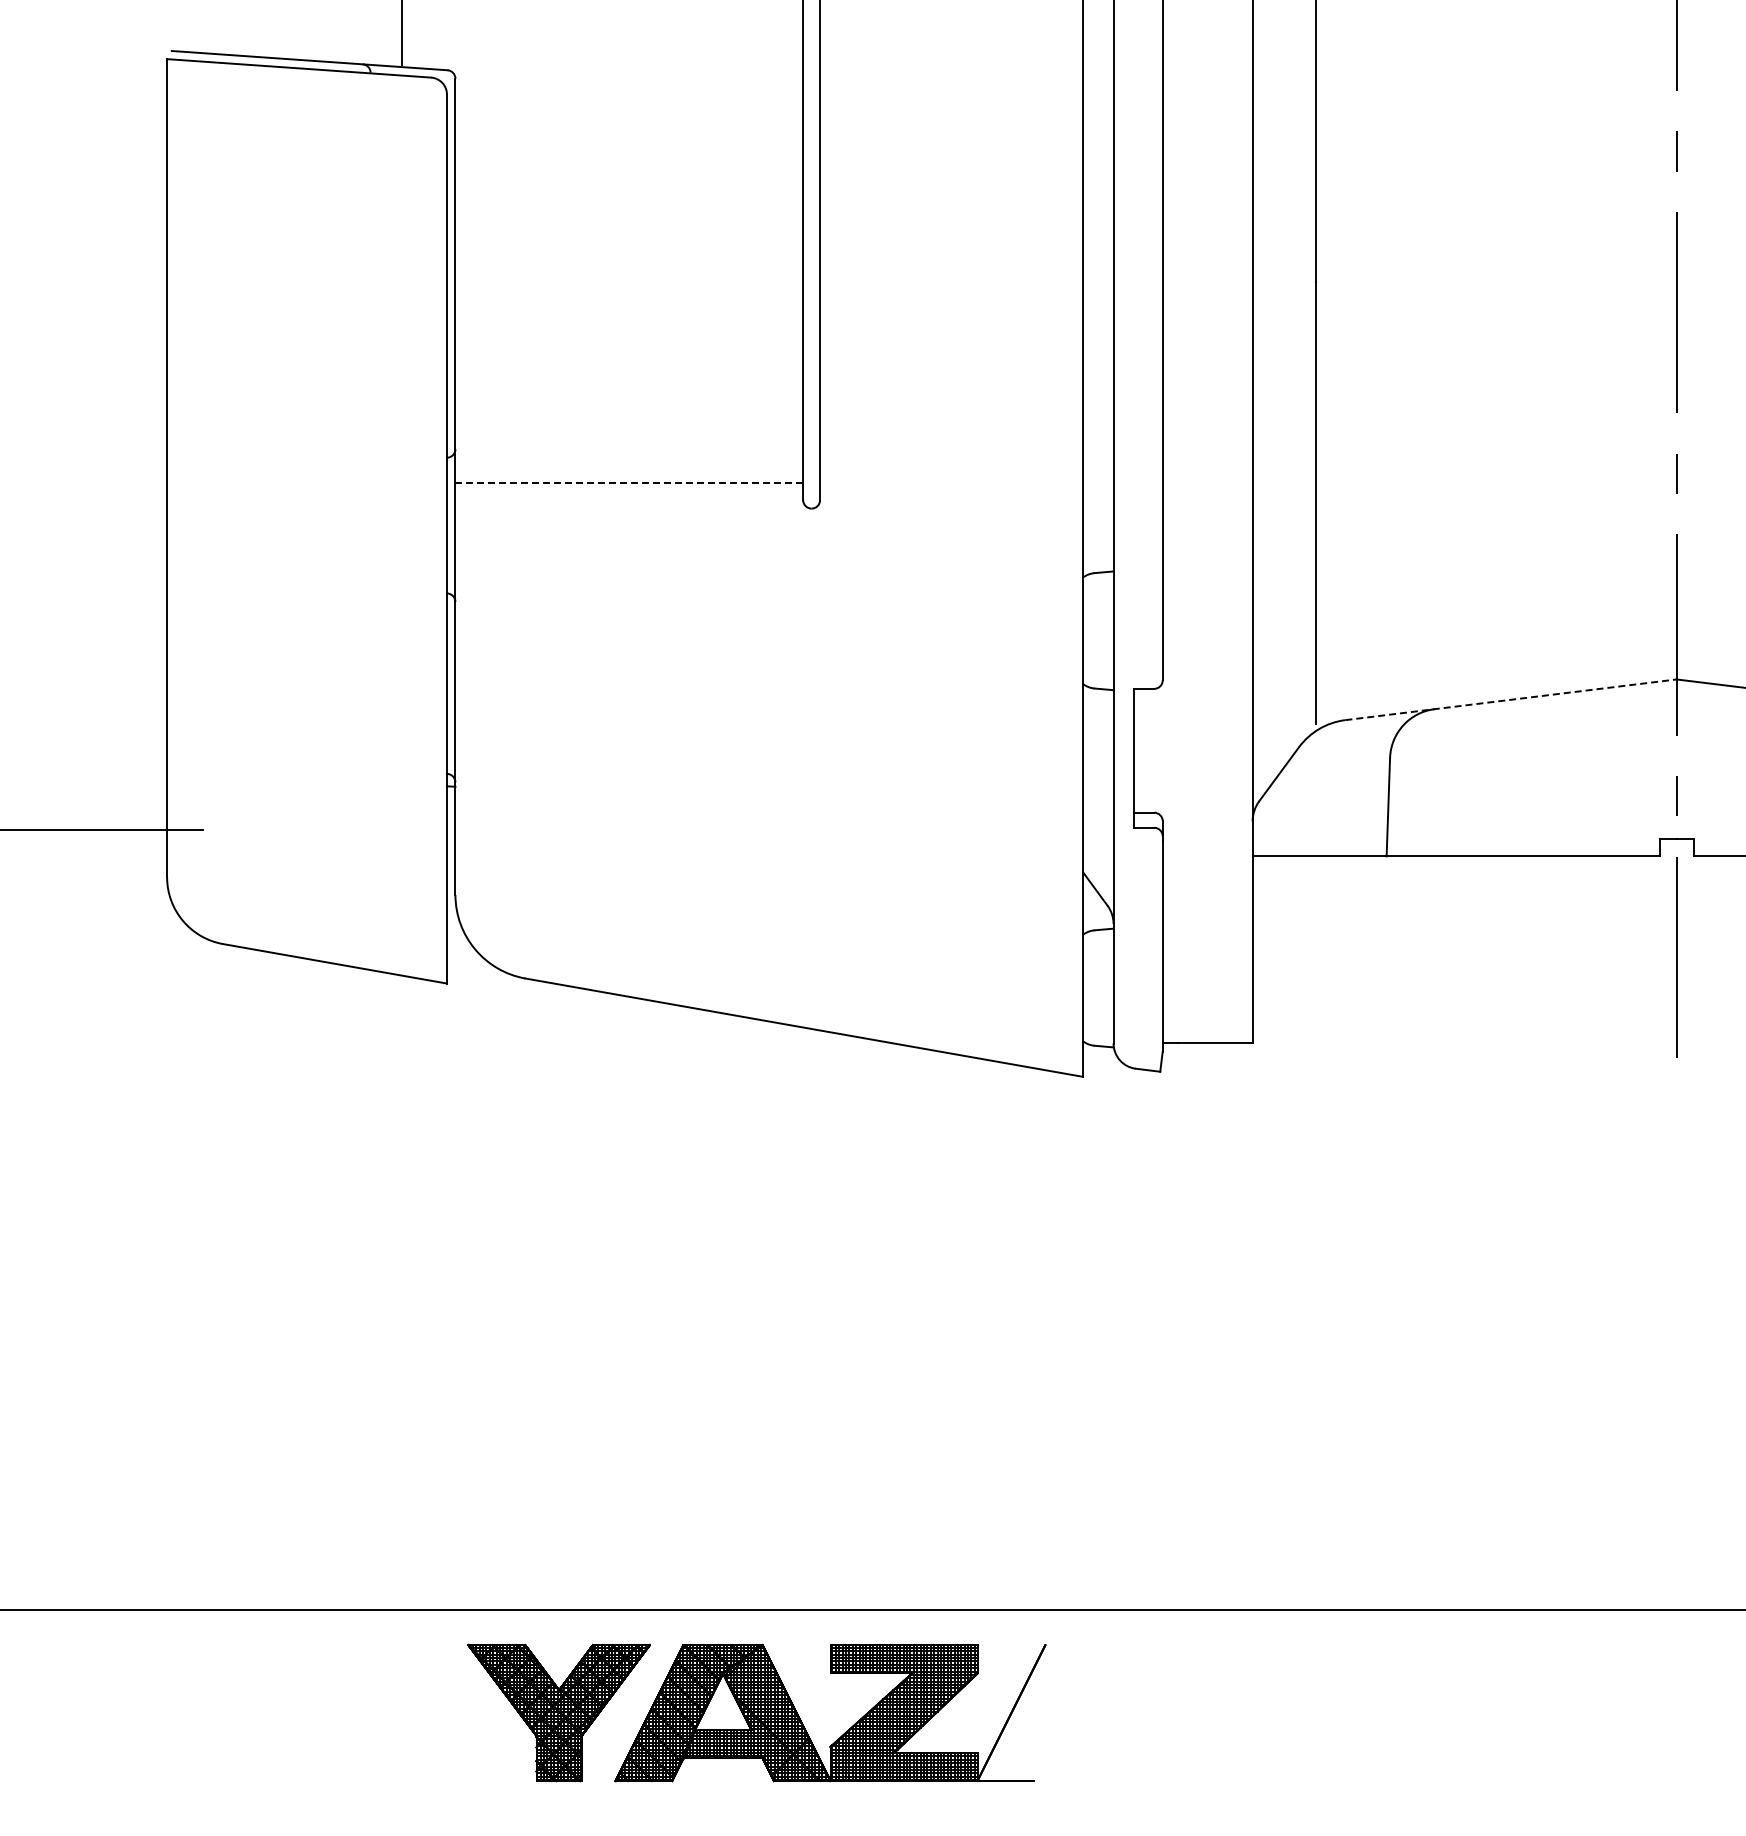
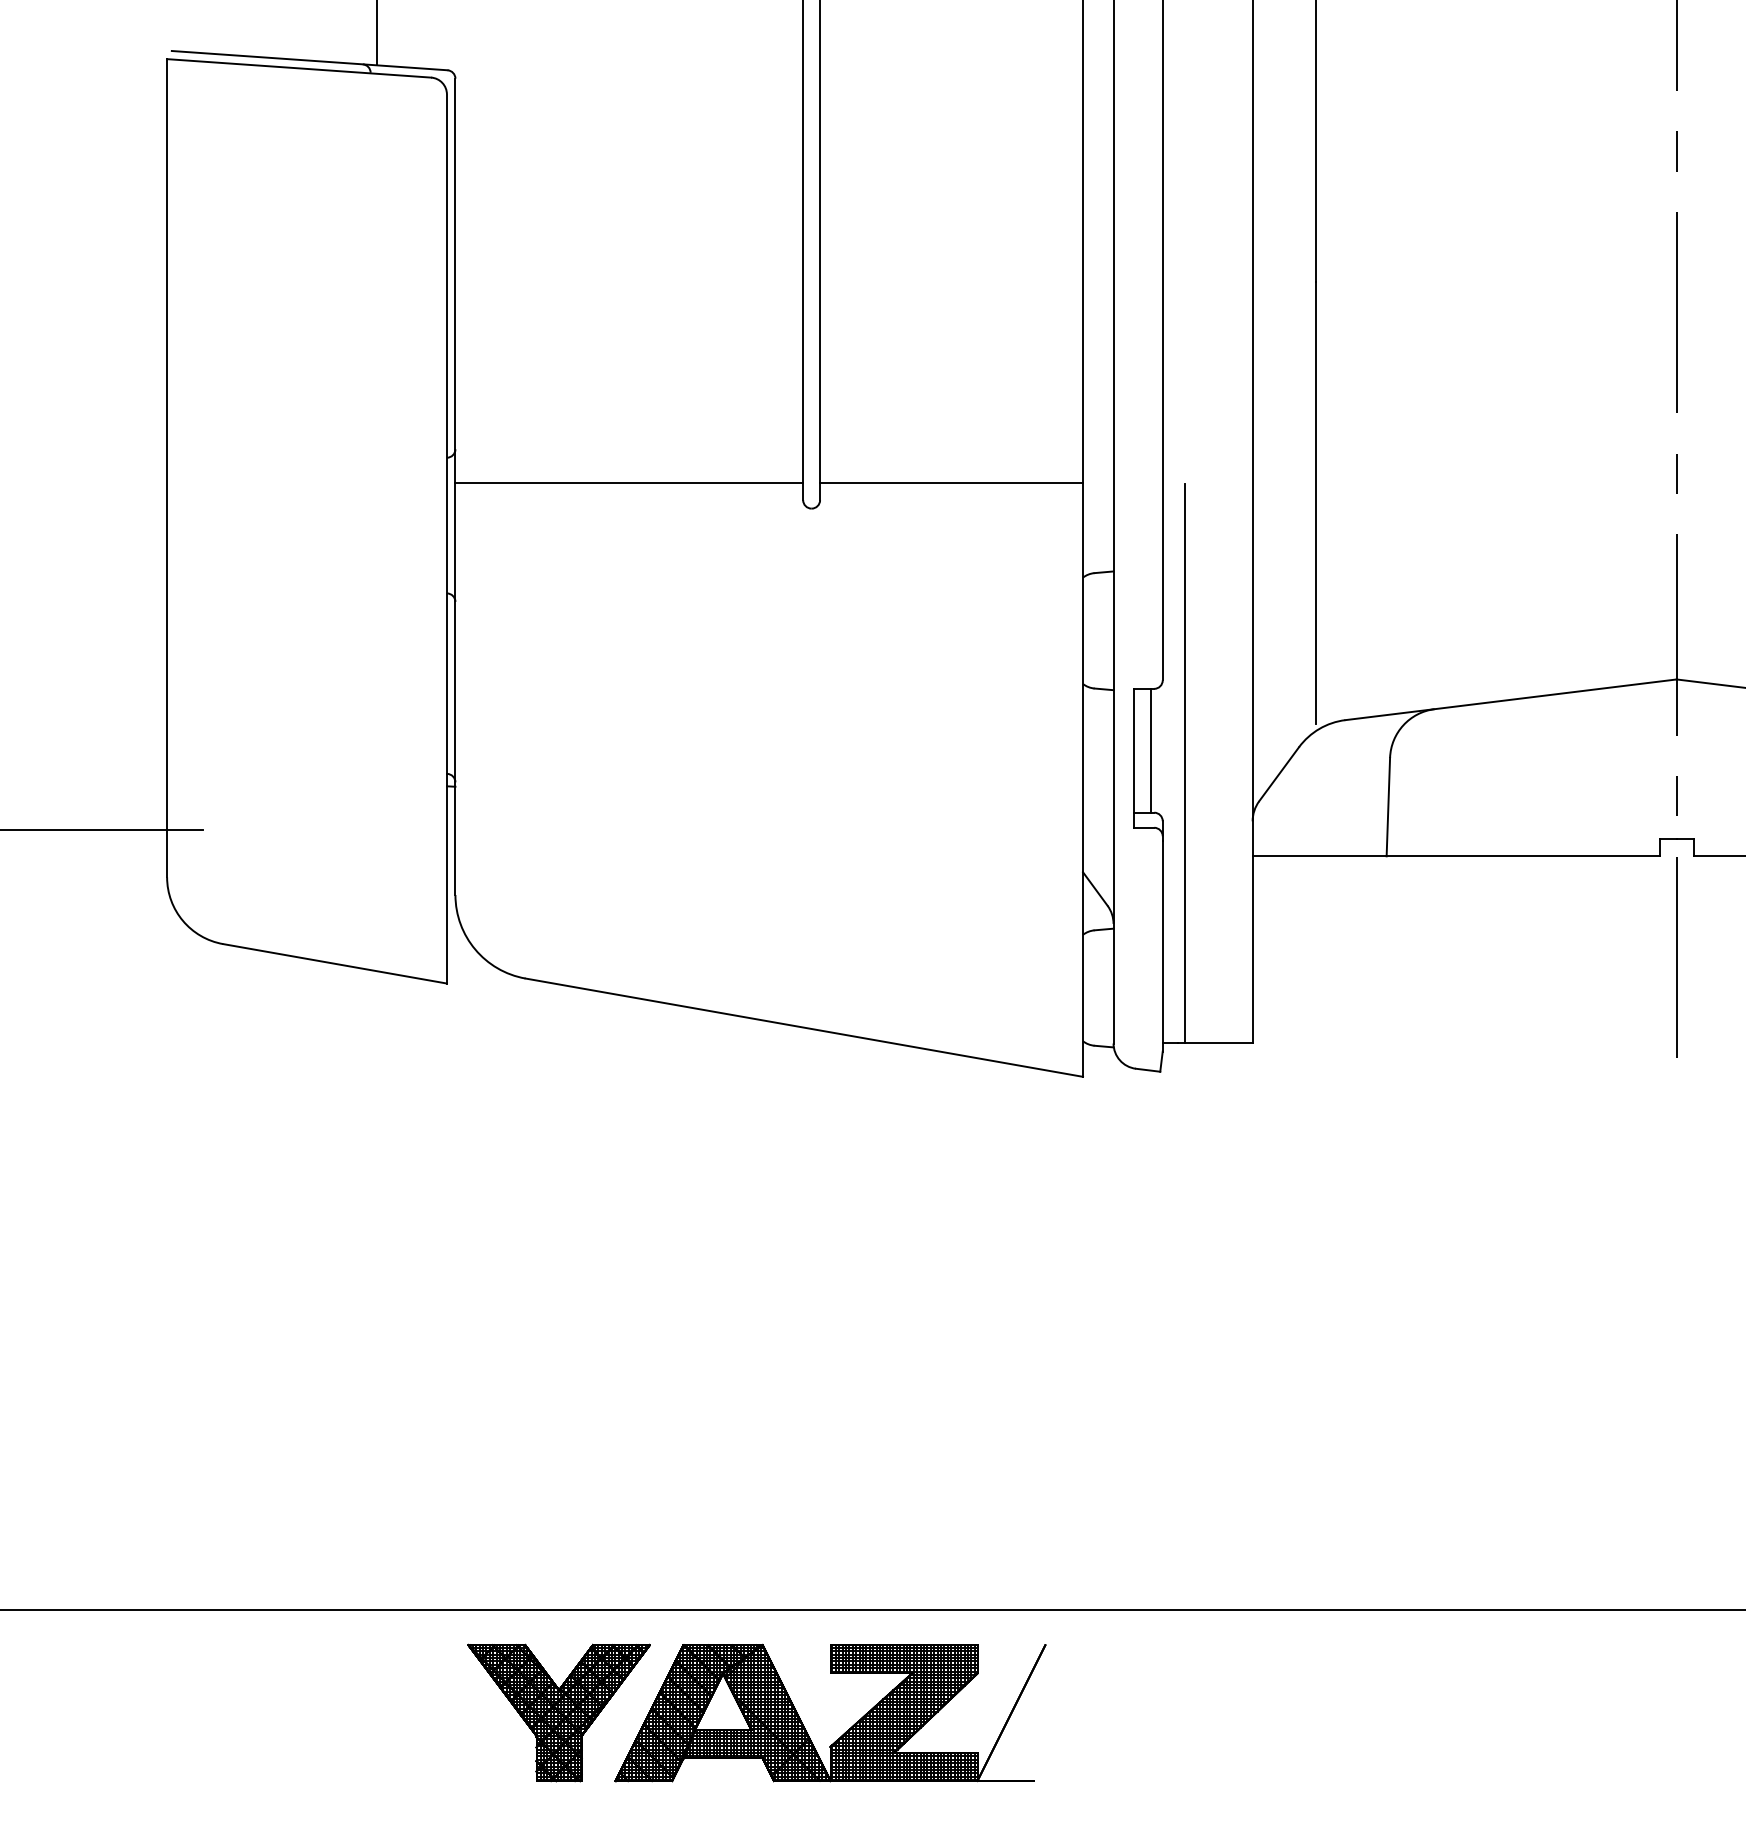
line position: (402, 33) -> (377, 33) (377, 33)
line: dashed -> solid (629, 483)
line: none -> present (951, 483)
line: dashed -> solid (1511, 699)
line: none -> present (1150, 750)
line: none -> present (1184, 763)
